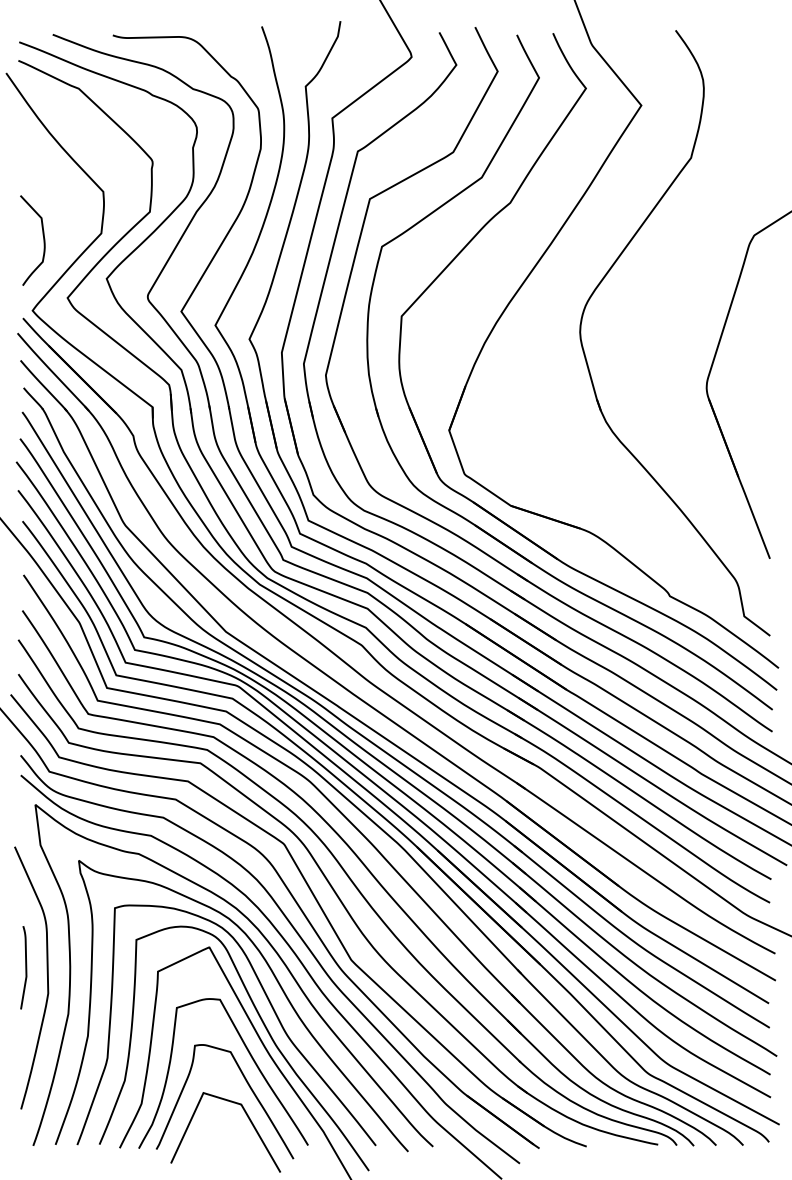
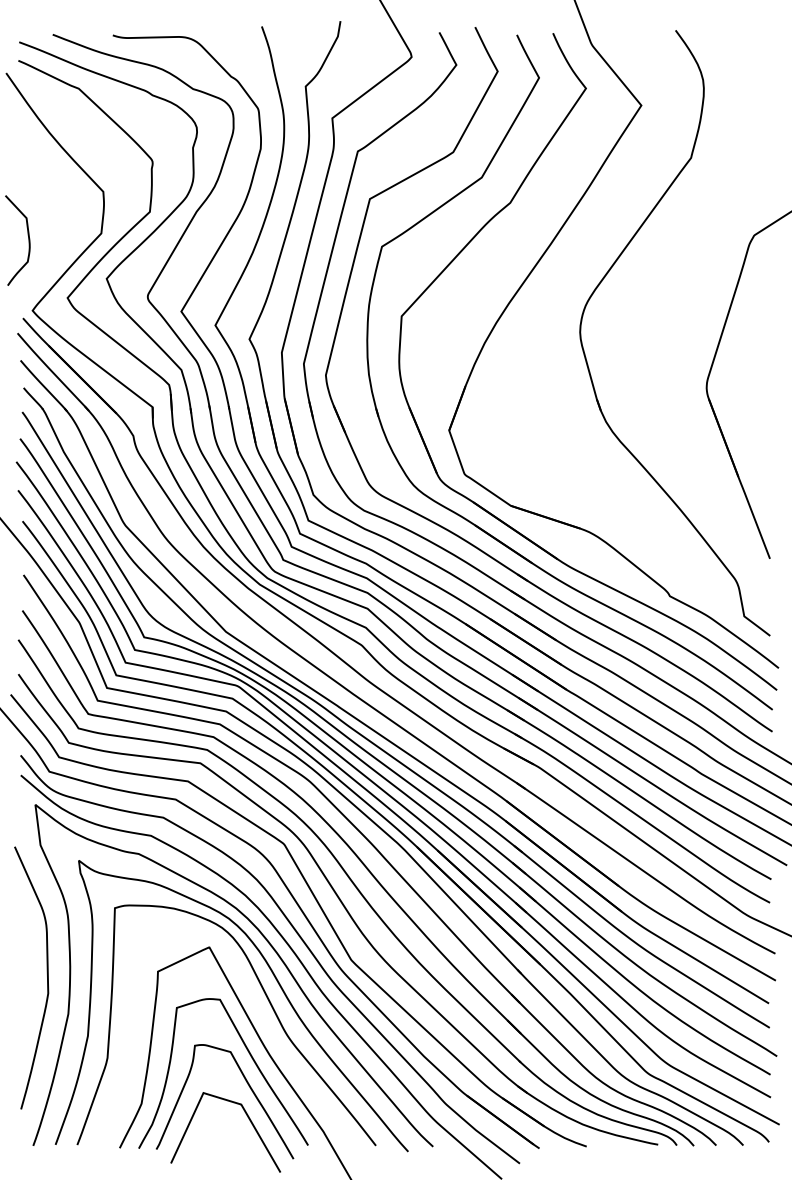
curve position: (43, 240) -> (28, 240) (28, 240)
curve: present -> none (25, 967)
curve: present -> none (264, 1027)
